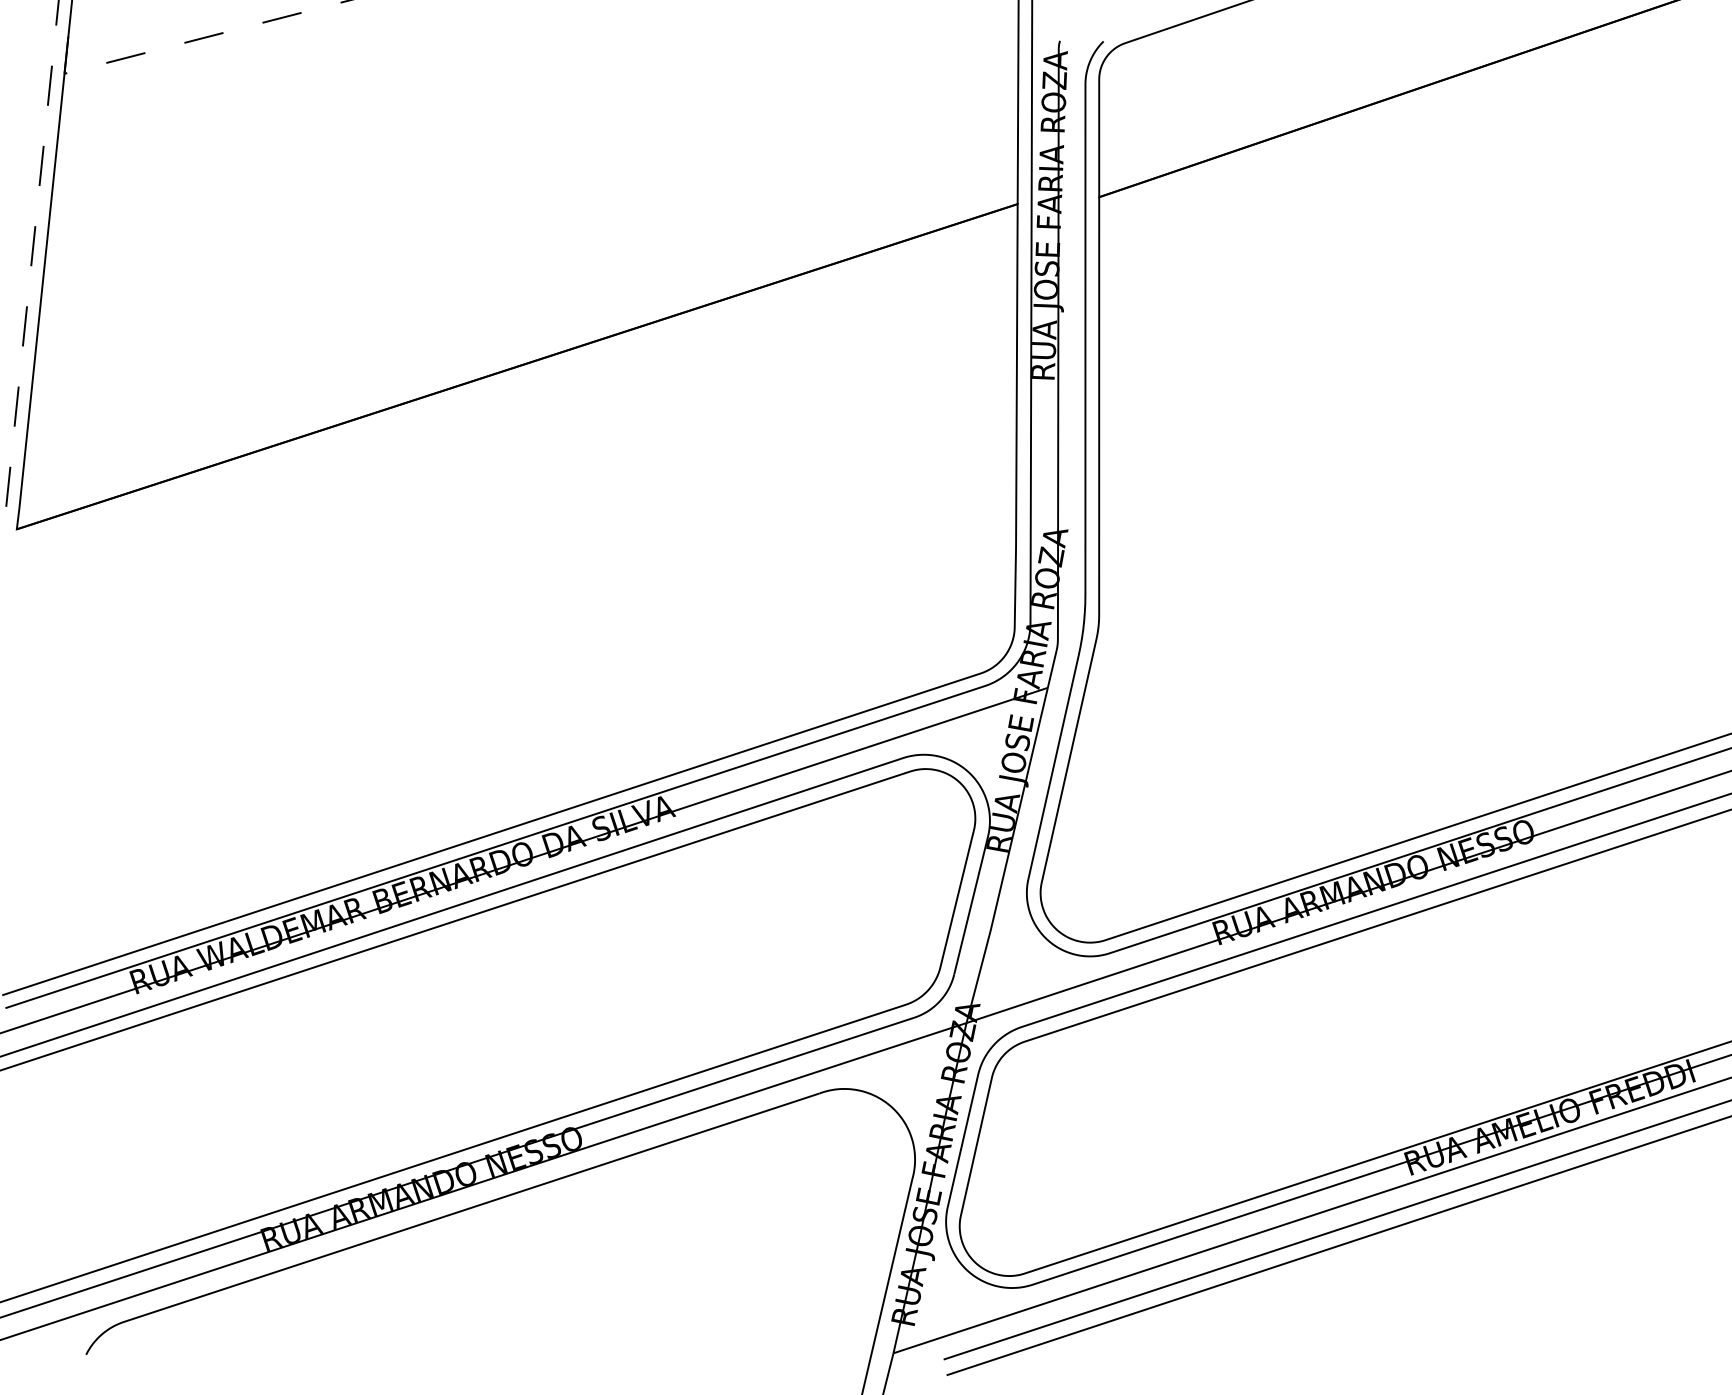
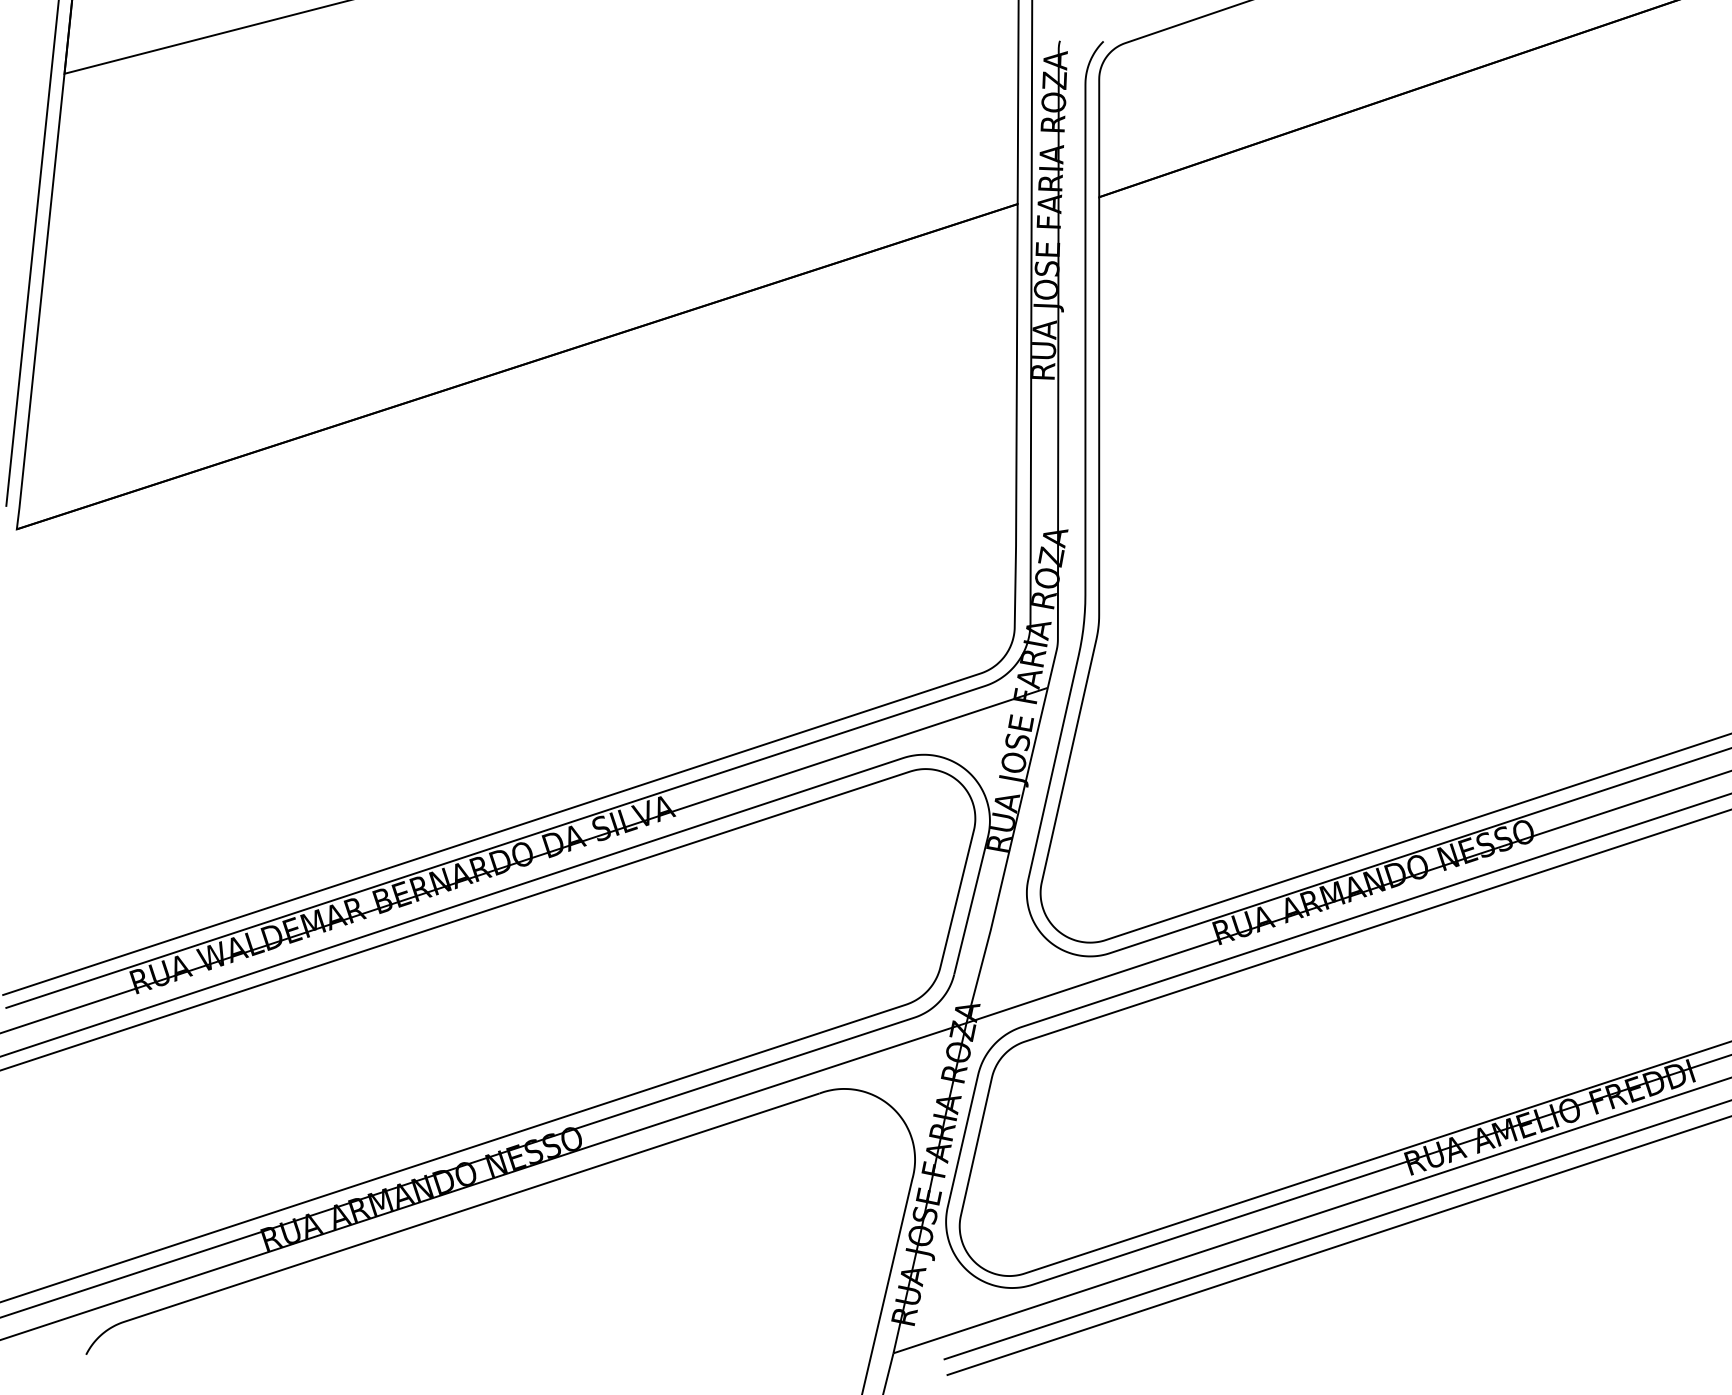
line: dashed -> solid (170, 46)
line: dashed -> solid (32, 253)
